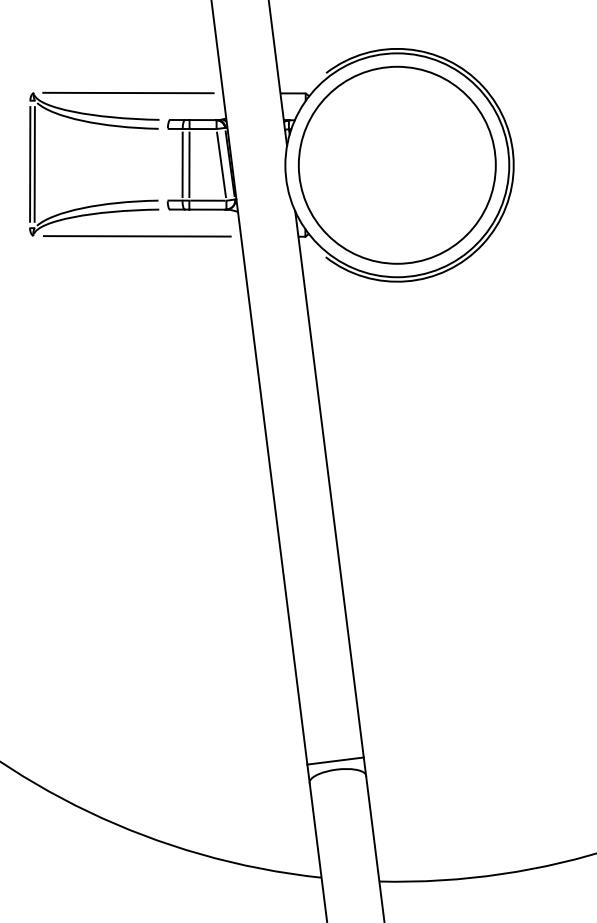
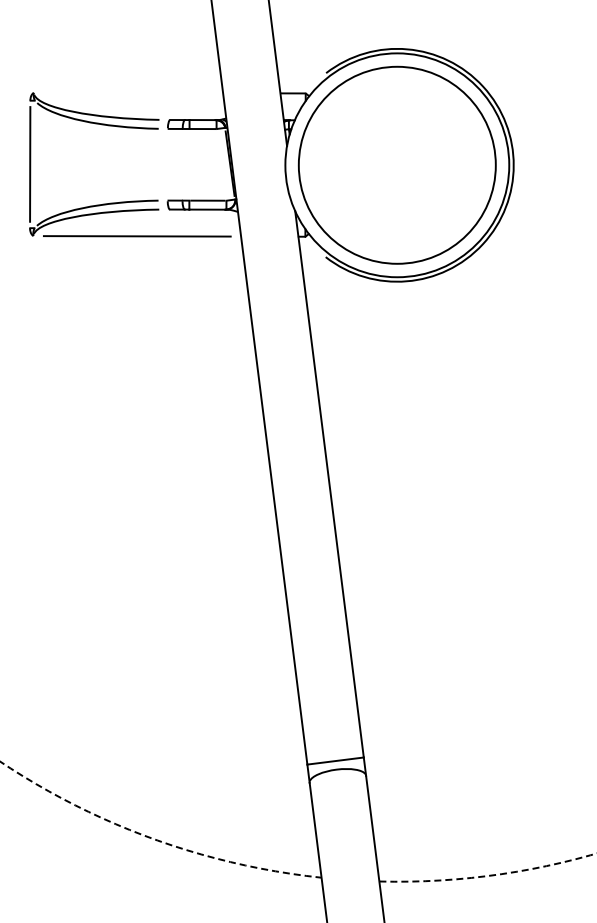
line: present -> none (128, 92)
line: present -> none (34, 164)
line: present -> none (182, 164)
line: present -> none (189, 164)
line: present -> none (221, 164)
arc: solid -> dashed (154, 839)
arc: solid -> dashed (490, 875)
